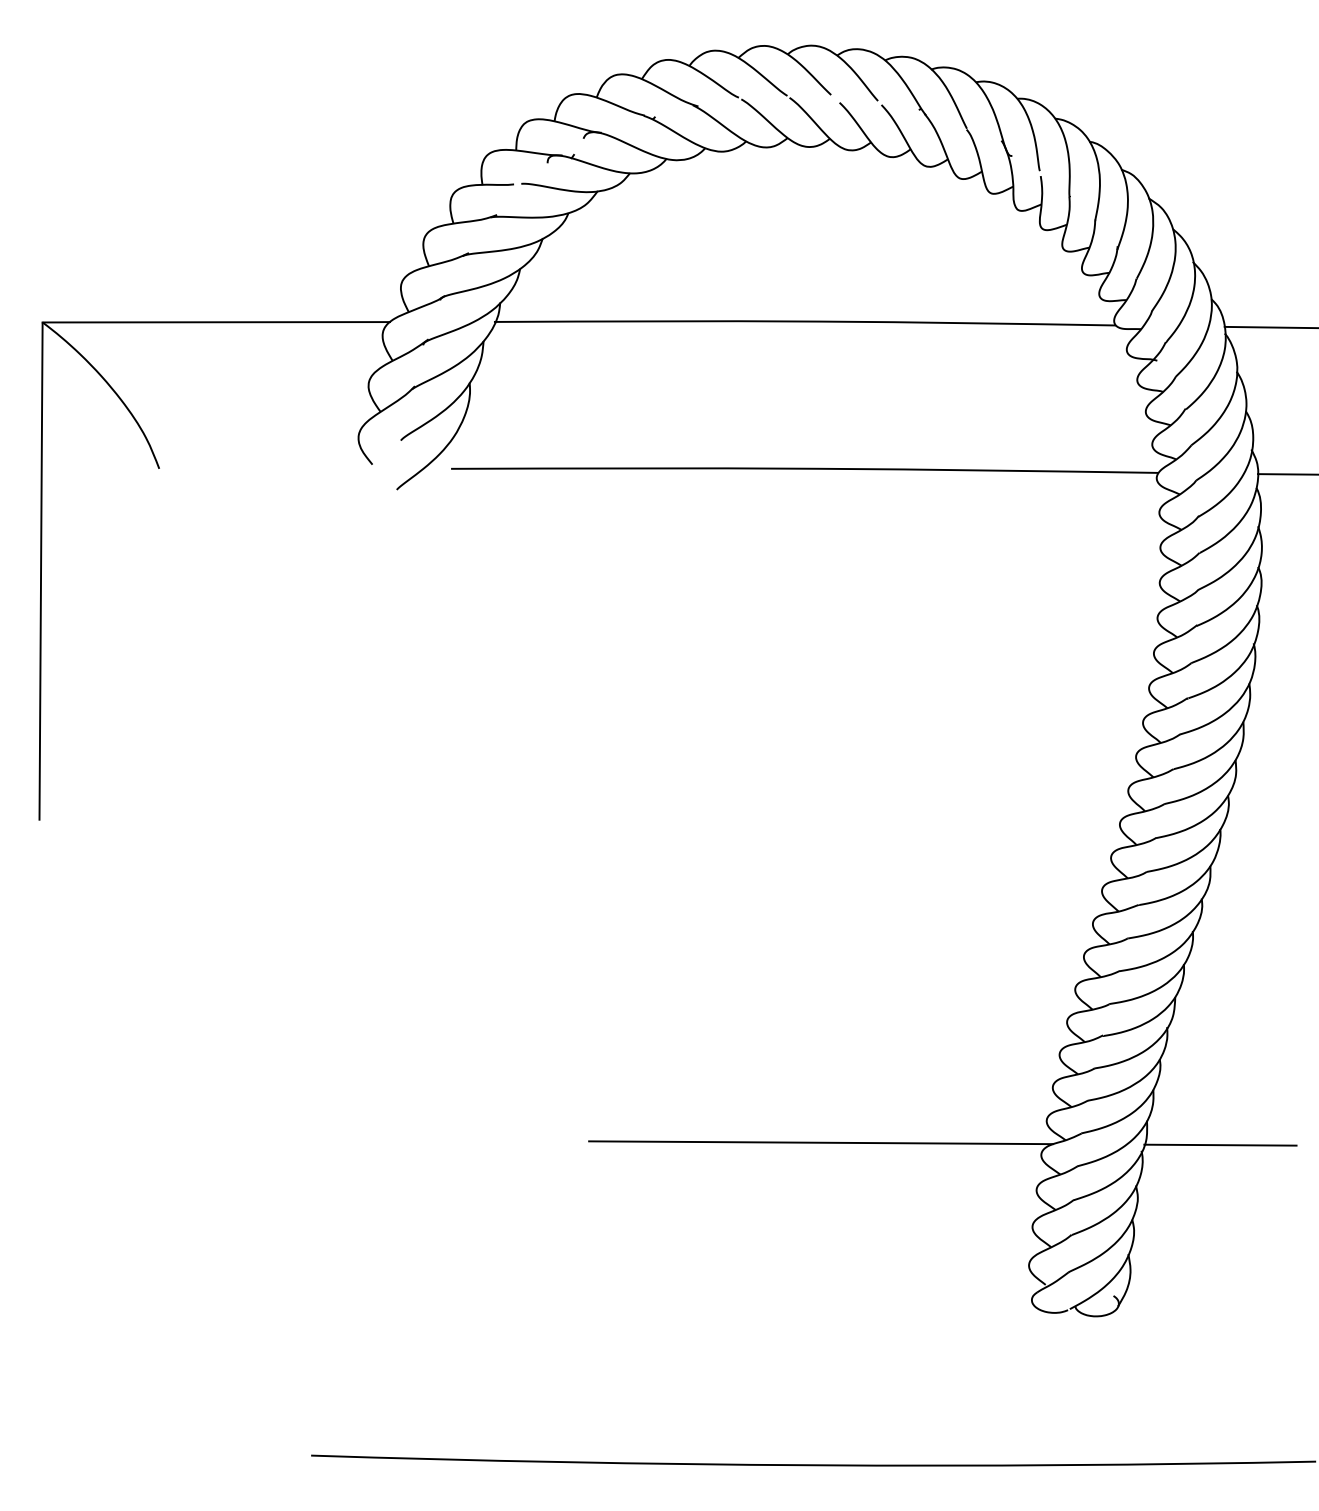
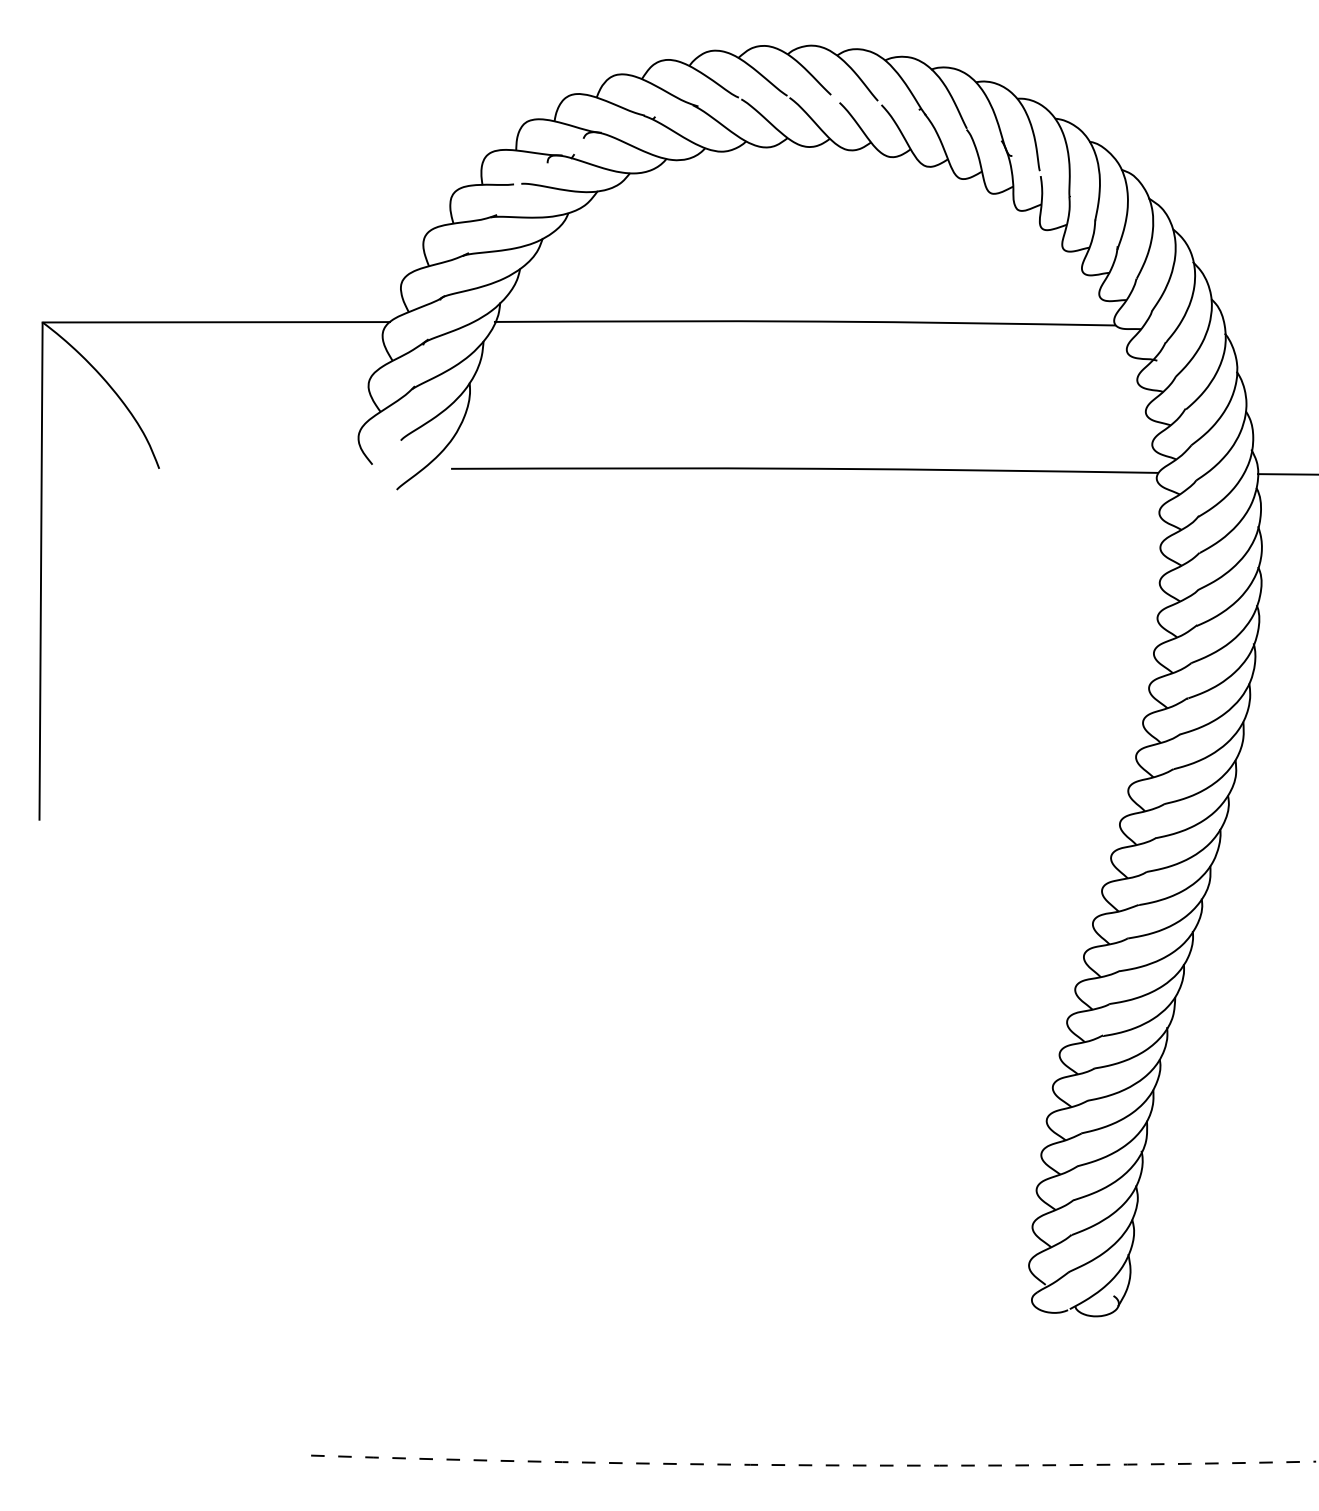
line: present -> none (1269, 327)
line: present -> none (821, 1142)
line: present -> none (1220, 1144)
arc: solid -> dashed (813, 1465)
